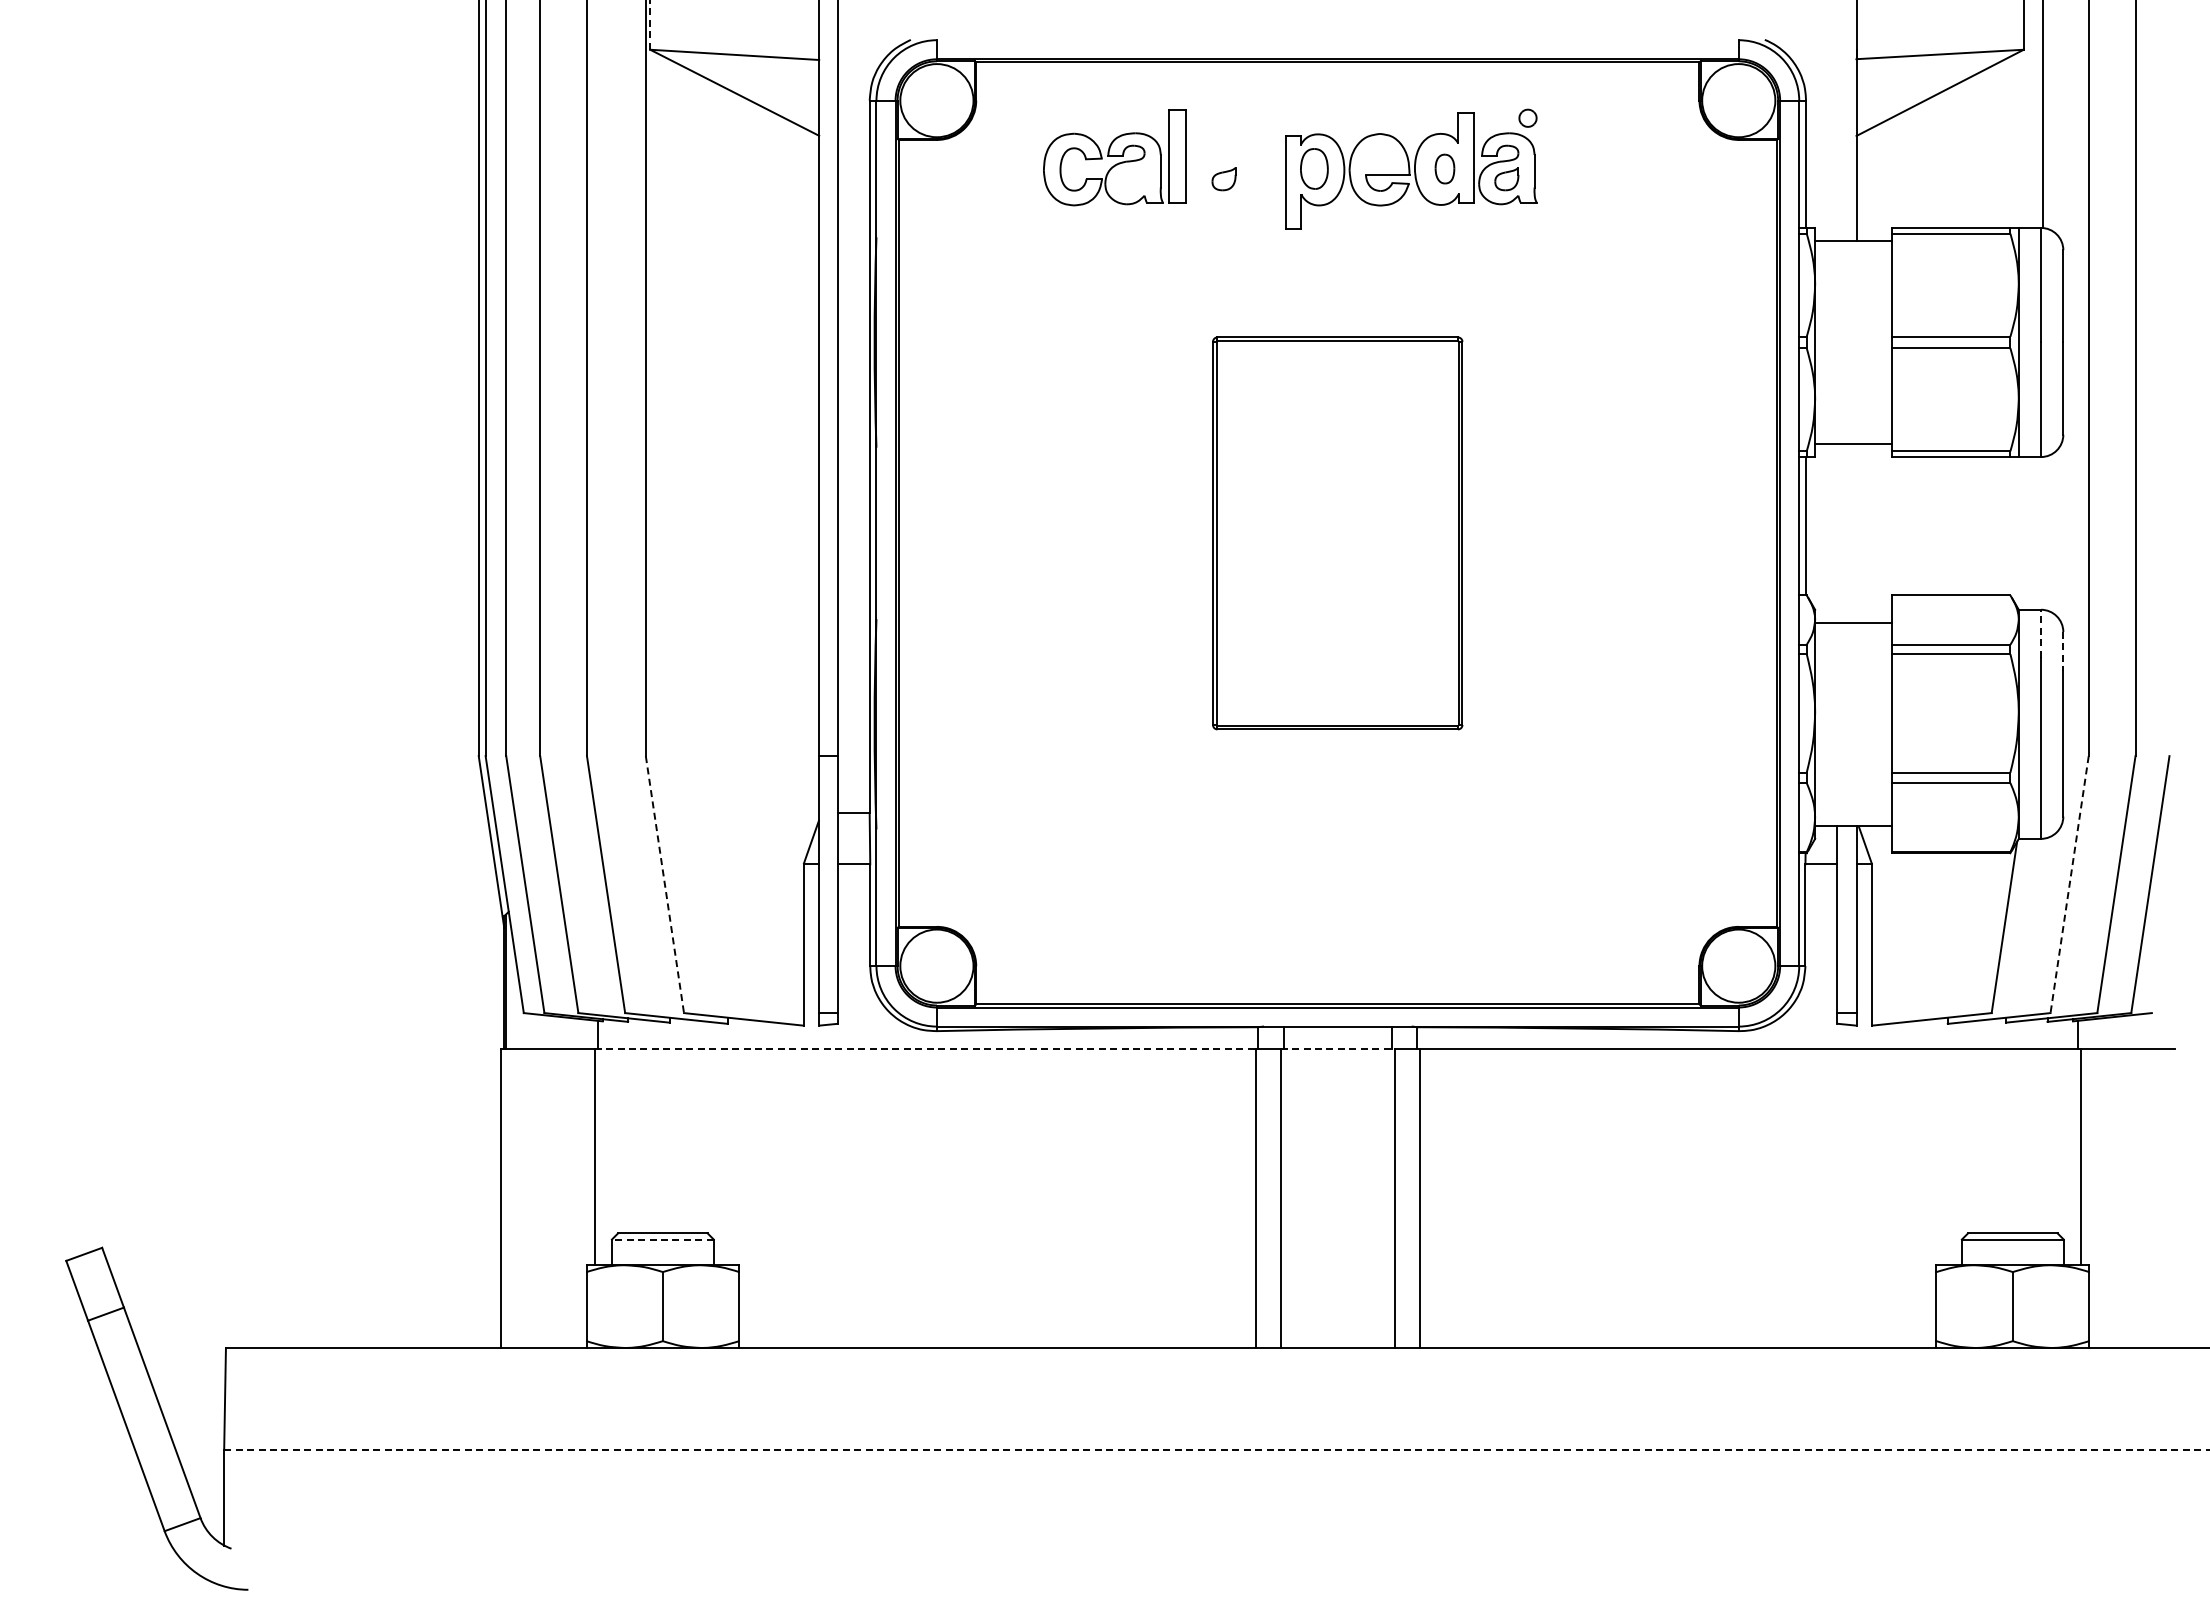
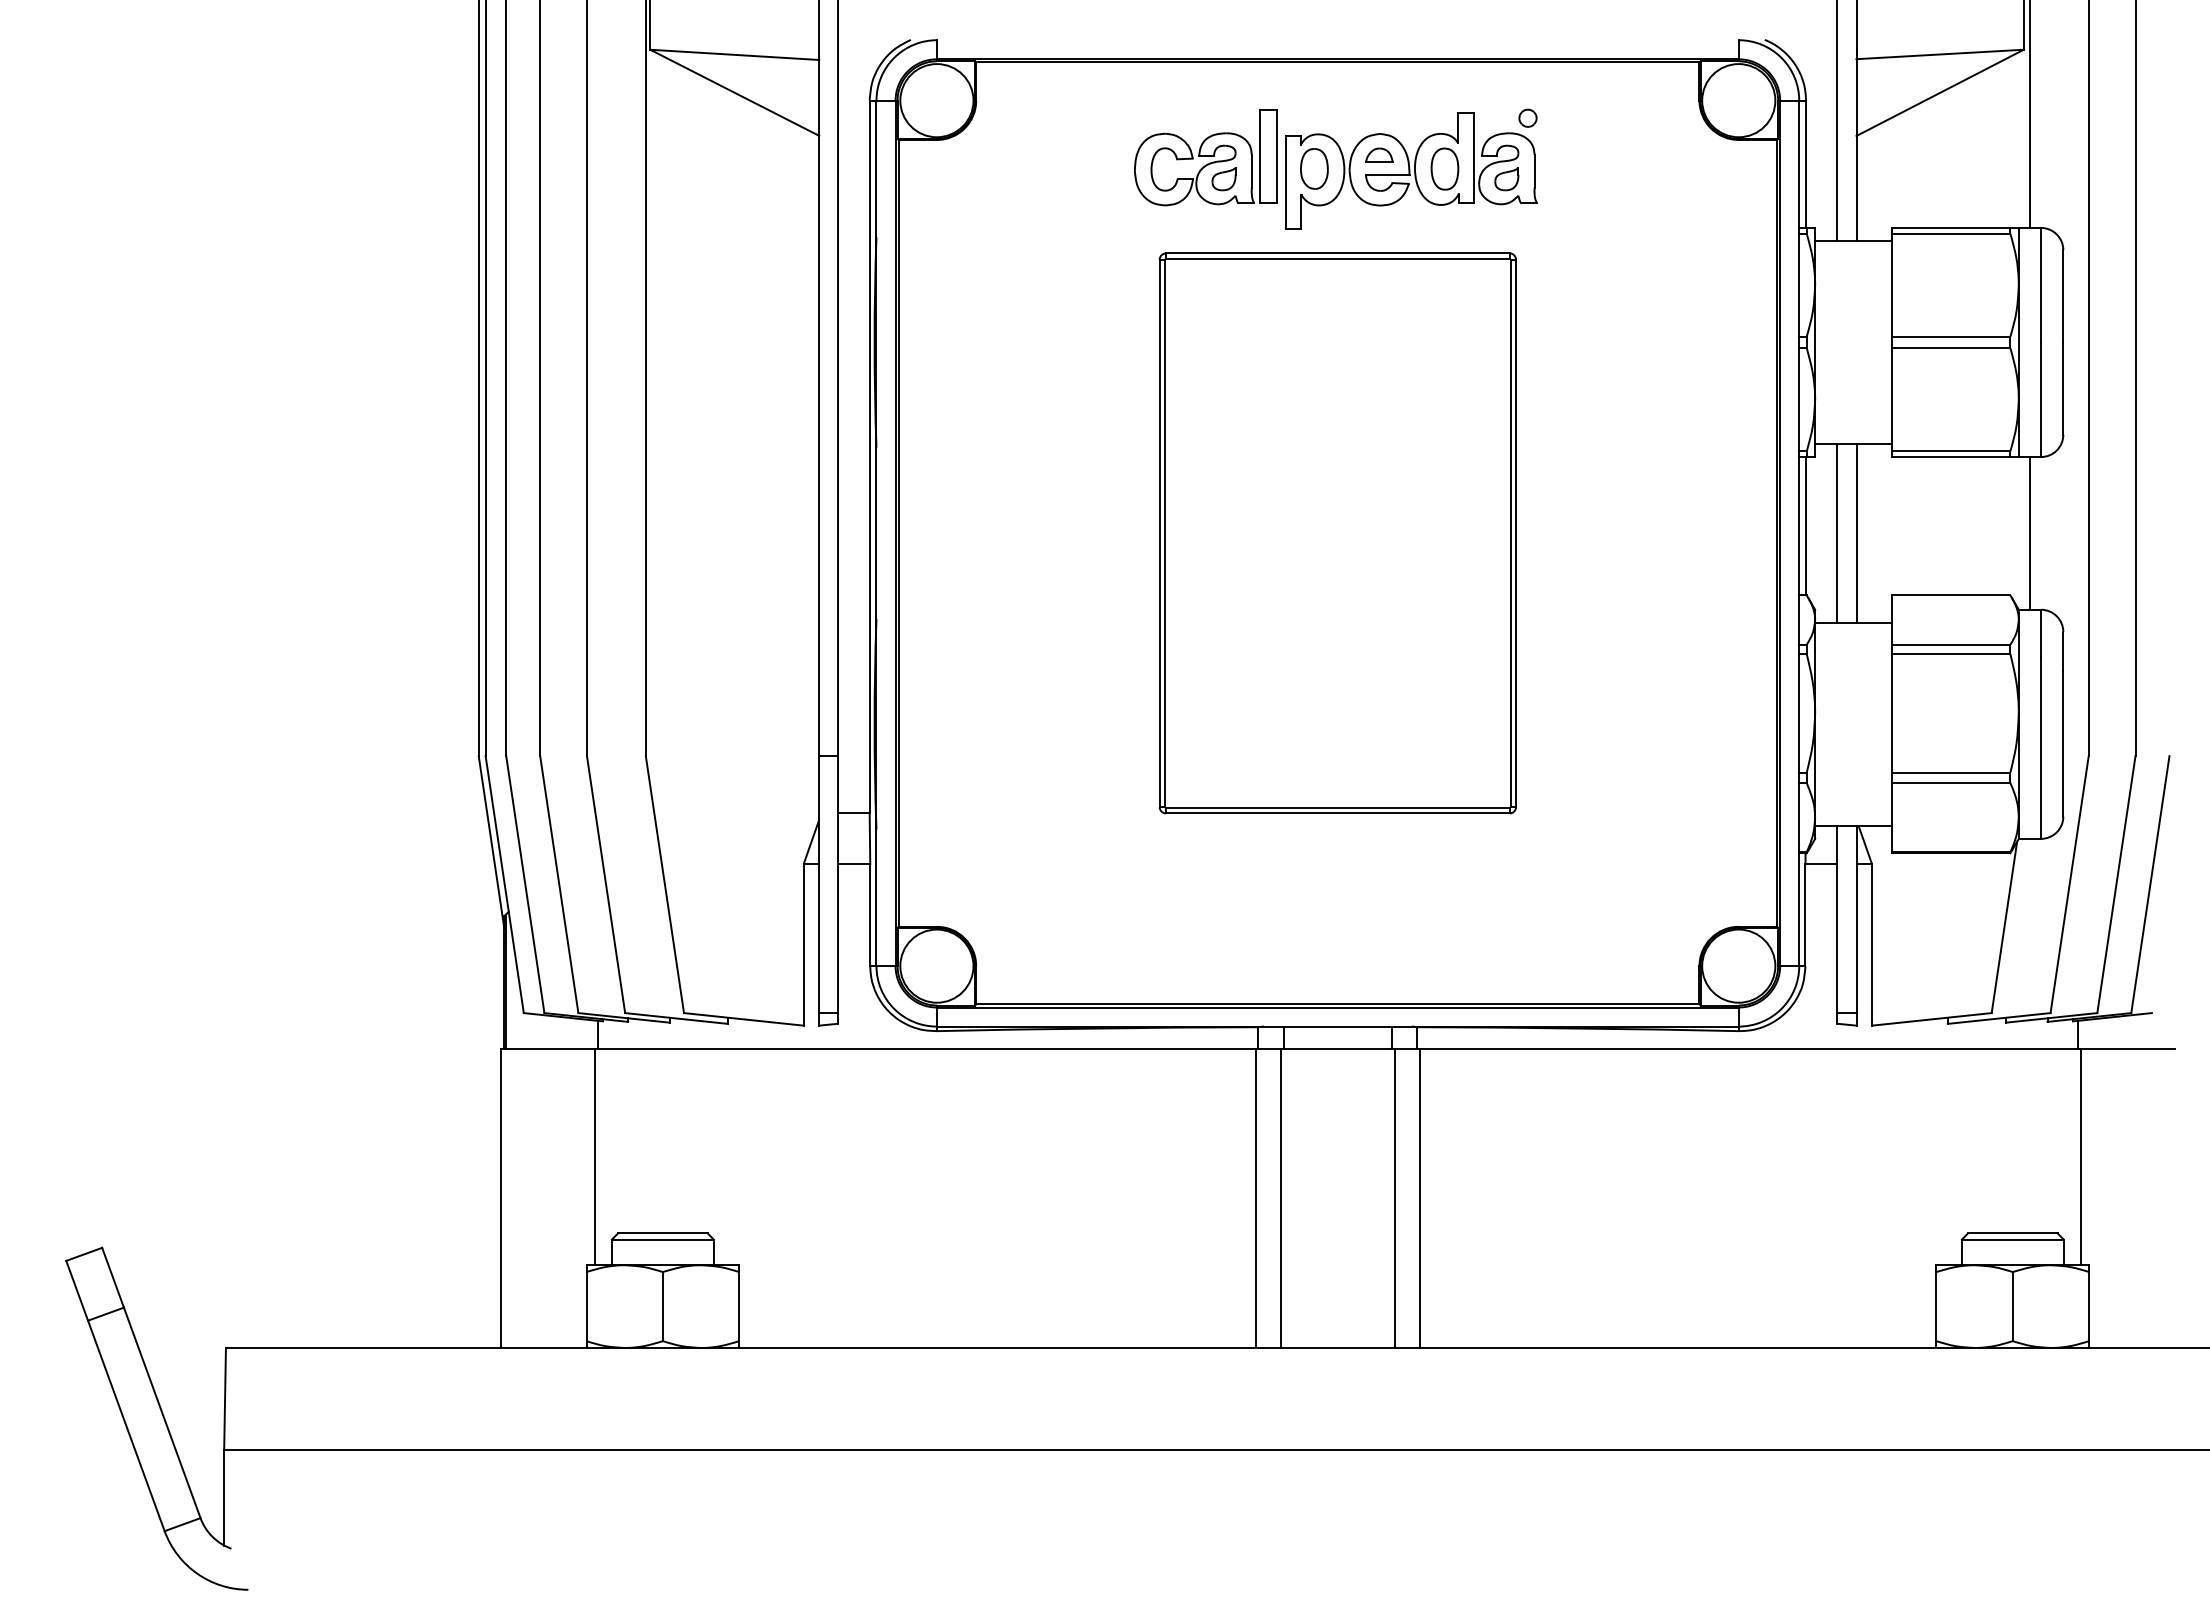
line: dashed -> solid (650, 24)
line position: (2042, 114) -> (2029, 114) (2029, 114)
line: none -> present (1837, 121)
part: none -> present (1379, 154)
part position: (1114, 157) -> (1205, 157) (1205, 157)
part size: 22x32 px -> 30x44 px (1444, 168)
part size: 252x395 px -> 359x563 px (1337, 533)
line: none -> present (1837, 533)
line: none -> present (1856, 533)
line: none -> present (2029, 533)
line: dashed -> solid (2041, 633)
line: dashed -> solid (2063, 651)
line: dashed -> solid (664, 884)
line: dashed -> solid (2069, 884)
line: dashed -> solid (925, 1048)
line: dashed -> solid (1338, 1048)
line: dashed -> solid (662, 1239)
line: dashed -> solid (1216, 1449)
